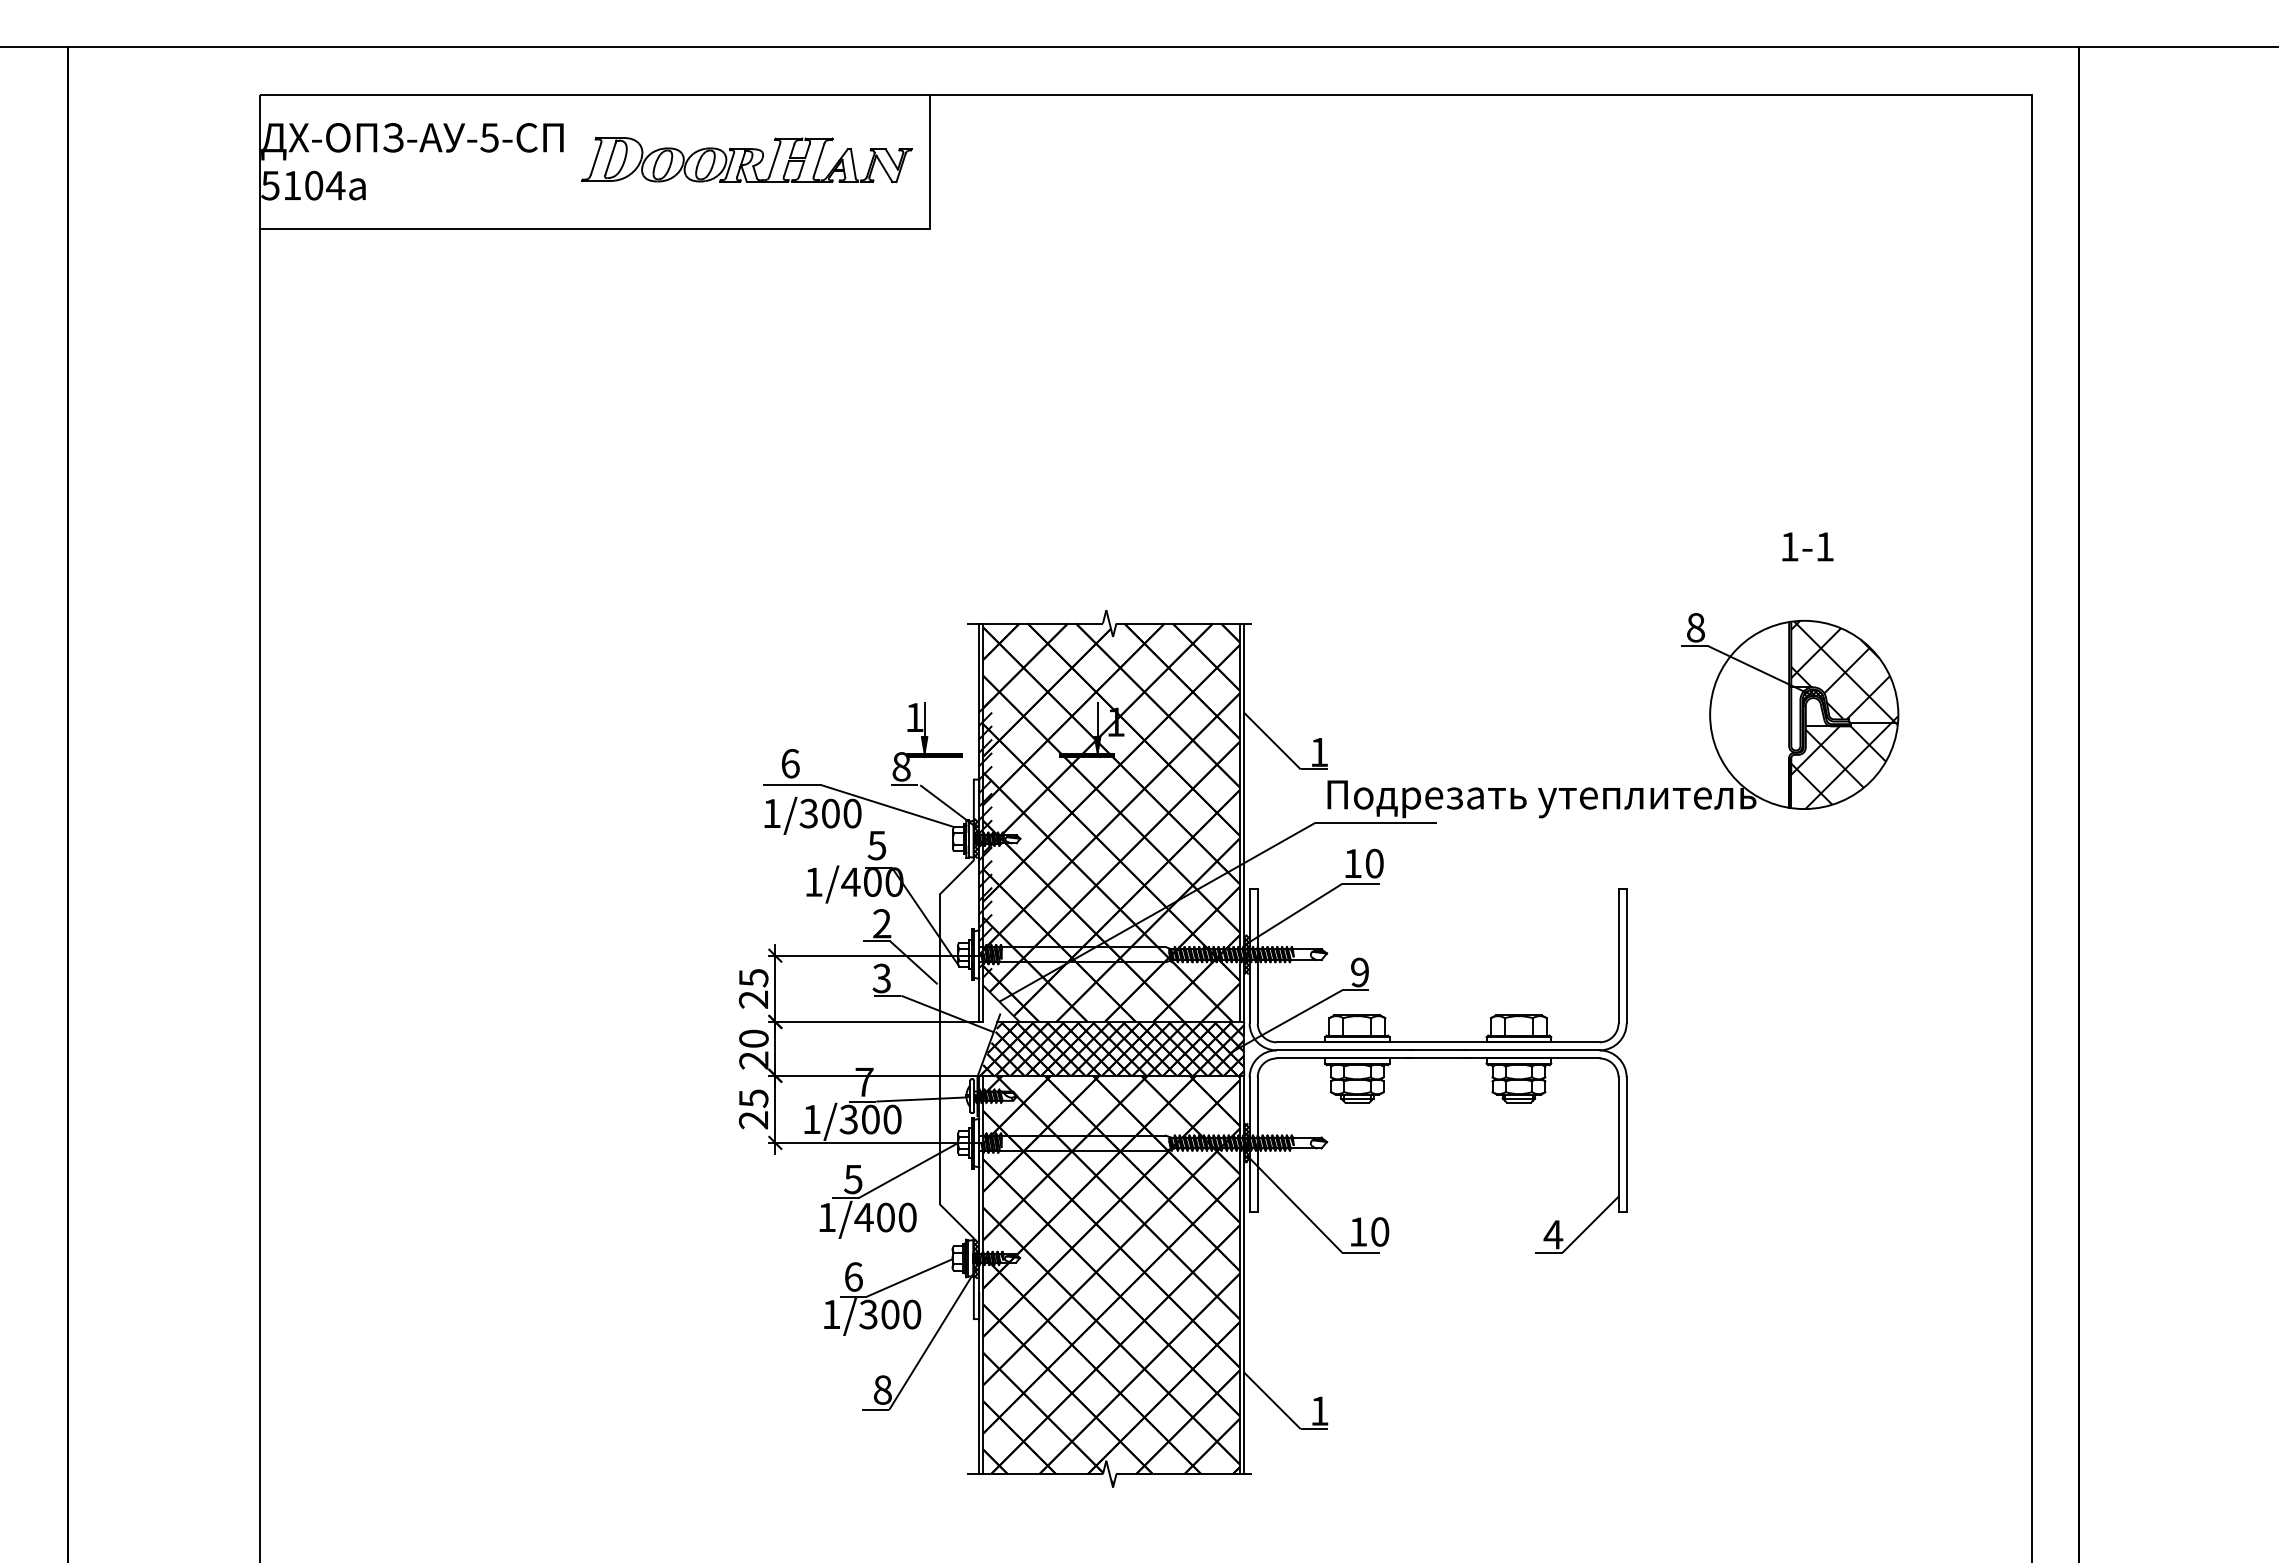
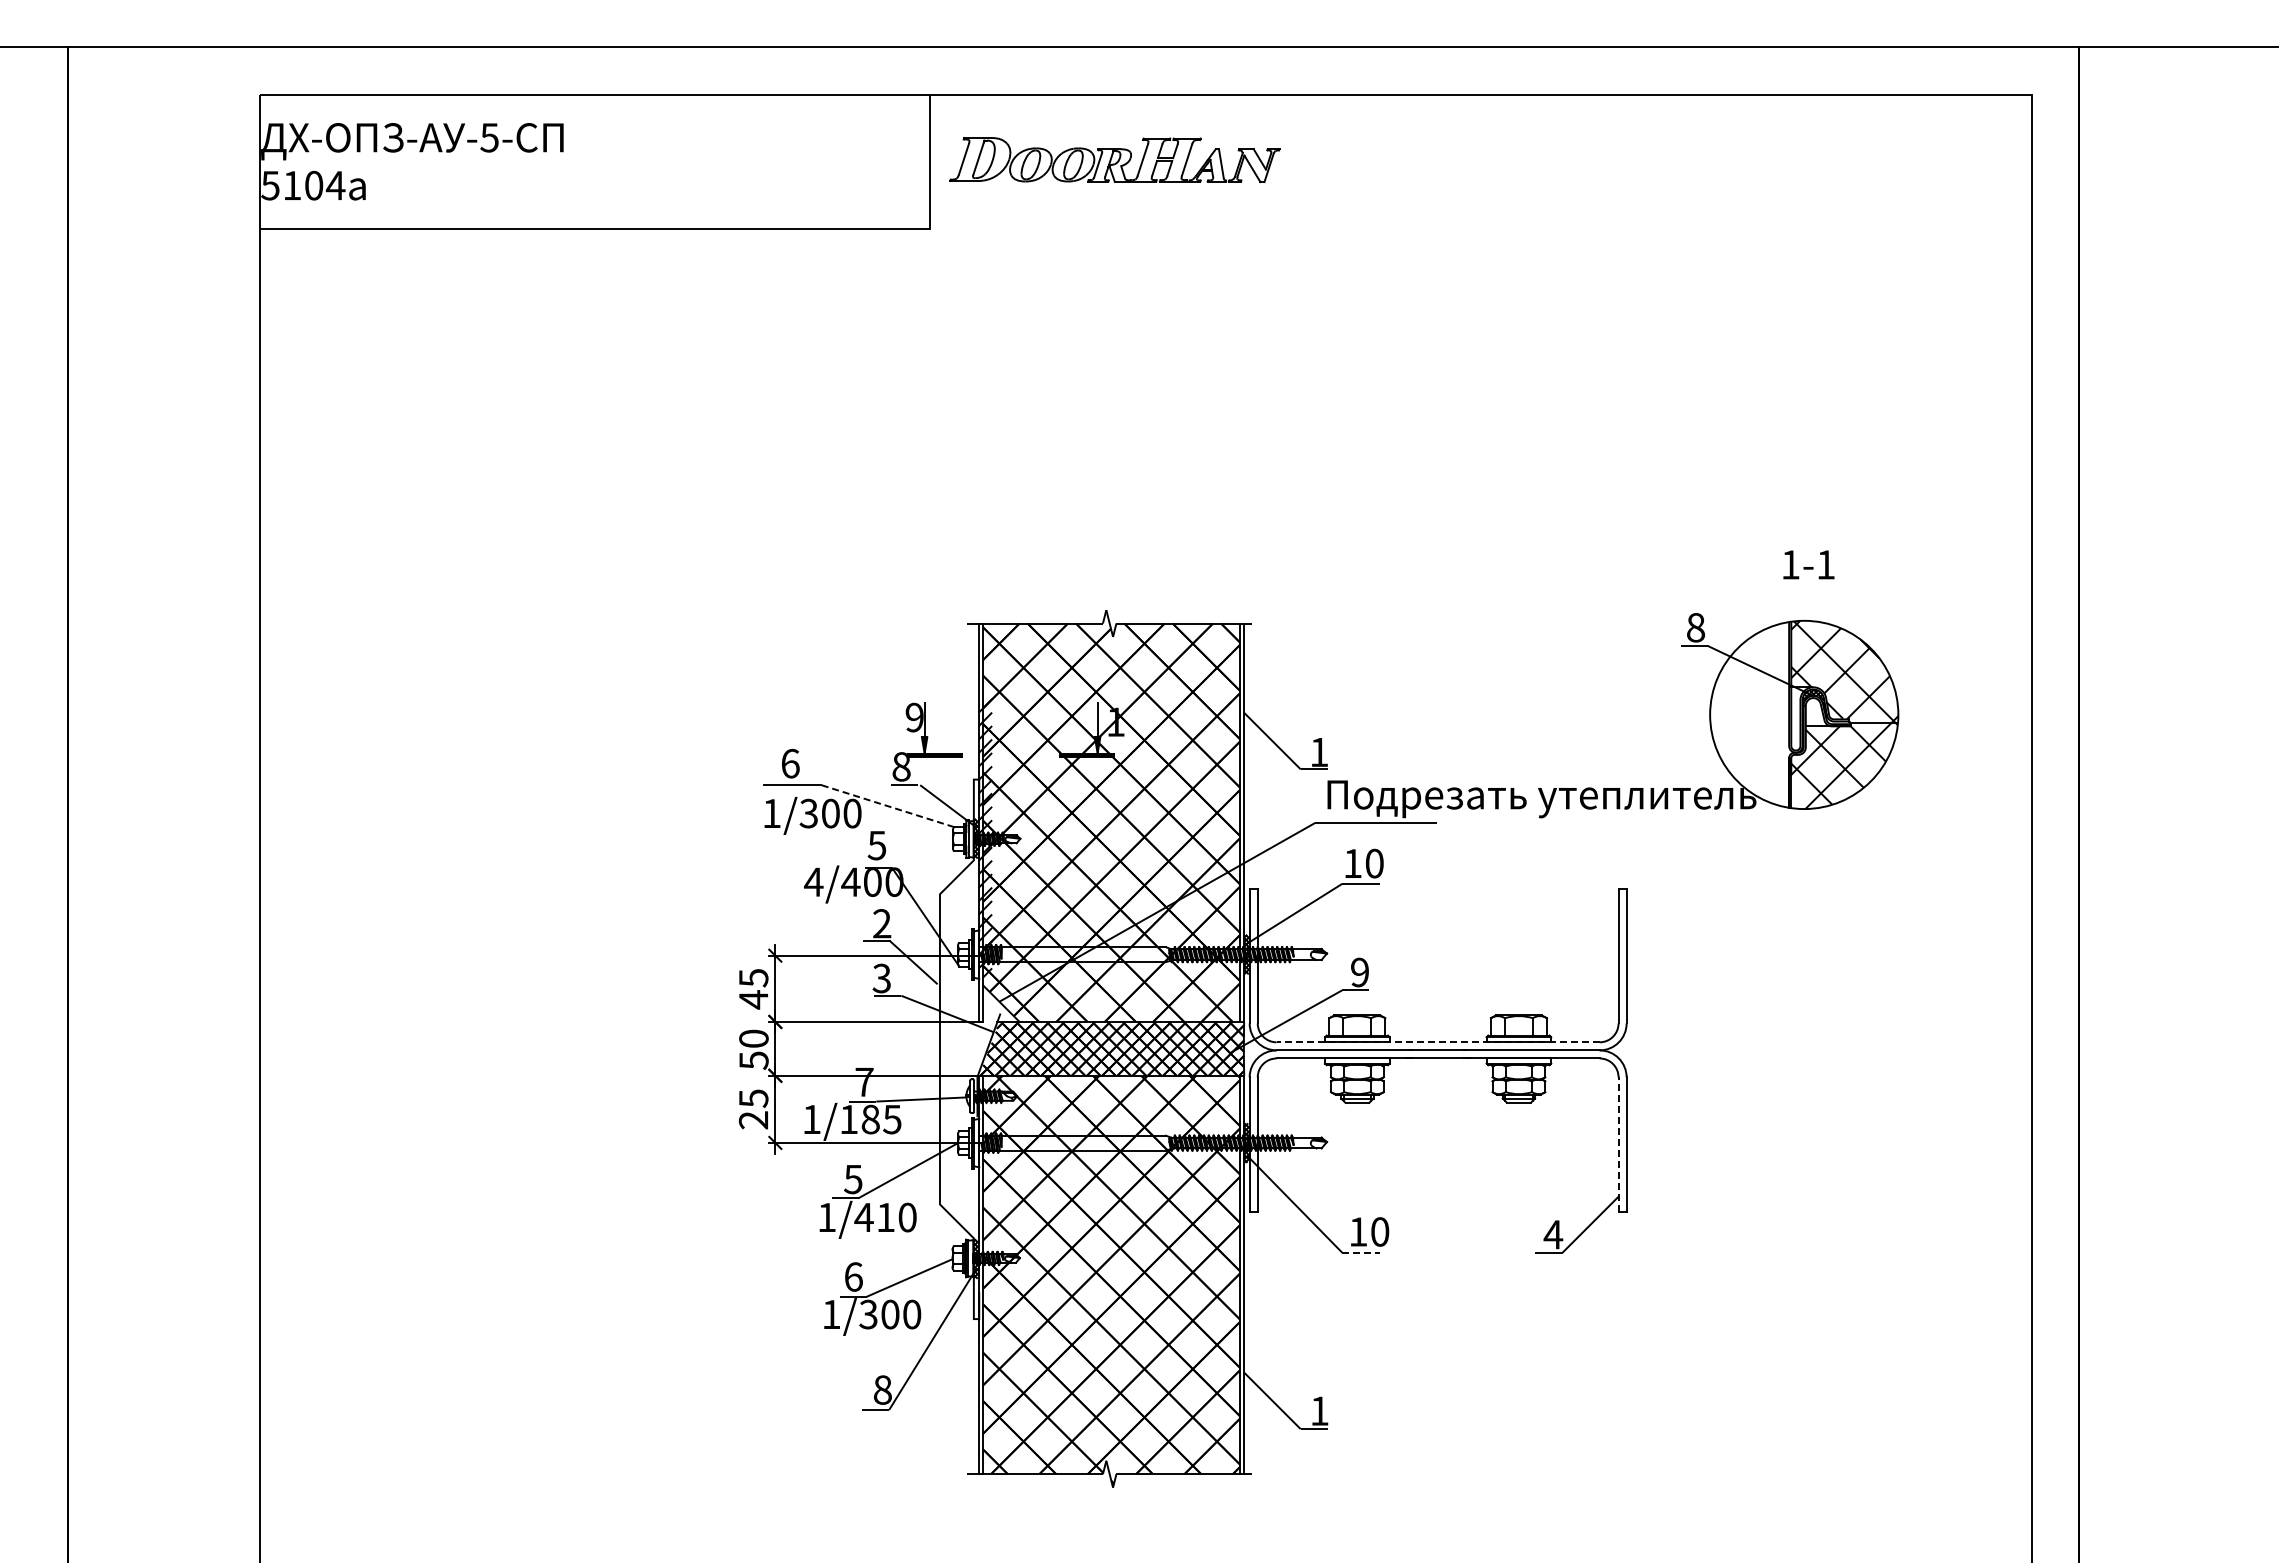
part position: (746, 160) -> (1114, 160) (1114, 160)
text position: (1807, 546) -> (1808, 564) (1808, 564)
text: 1 -> 9 (914, 717)
line: solid -> dashed (887, 806)
text: 1/400 -> 4/400 (813, 881)
text: 25 -> 45 (752, 999)
line: solid -> dashed (1438, 1042)
text: 20 -> 50 (753, 1060)
text: 1/300 -> 1/185 (870, 1119)
line: solid -> dashed (1618, 1144)
text: 1/400 -> 1/410 (885, 1217)
line: solid -> dashed (1361, 1252)
